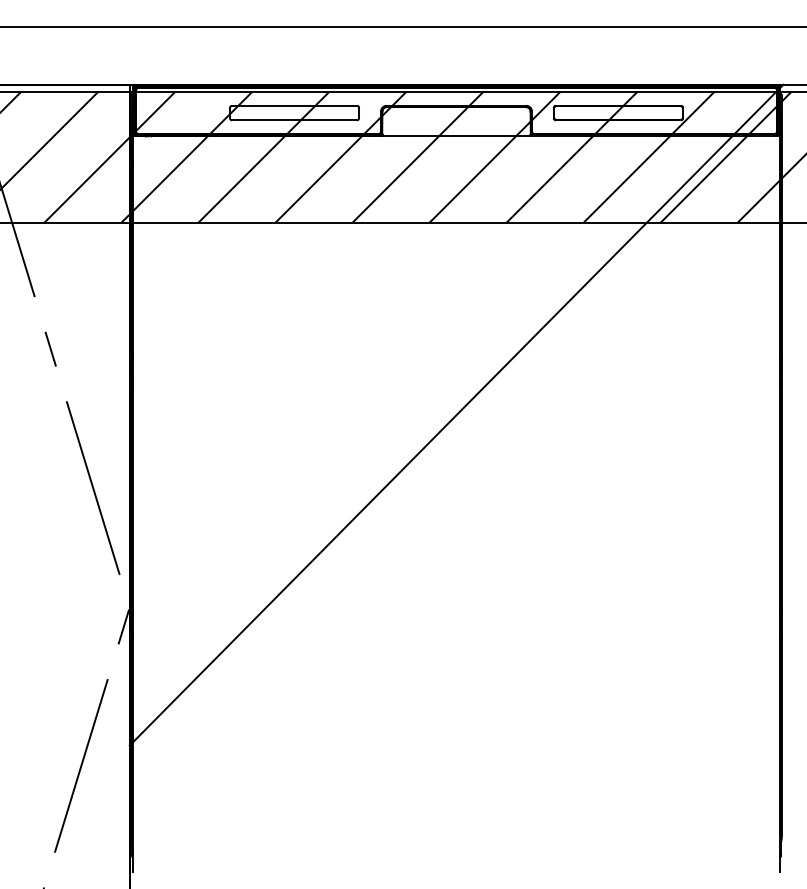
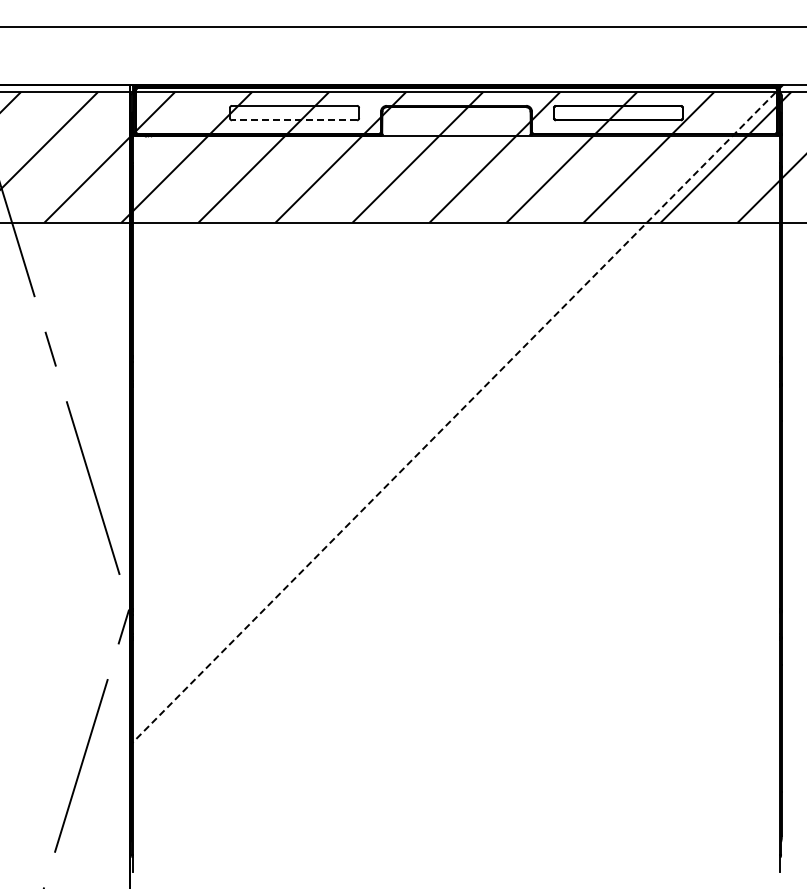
line: solid -> dashed (294, 120)
line: solid -> dashed (456, 415)
